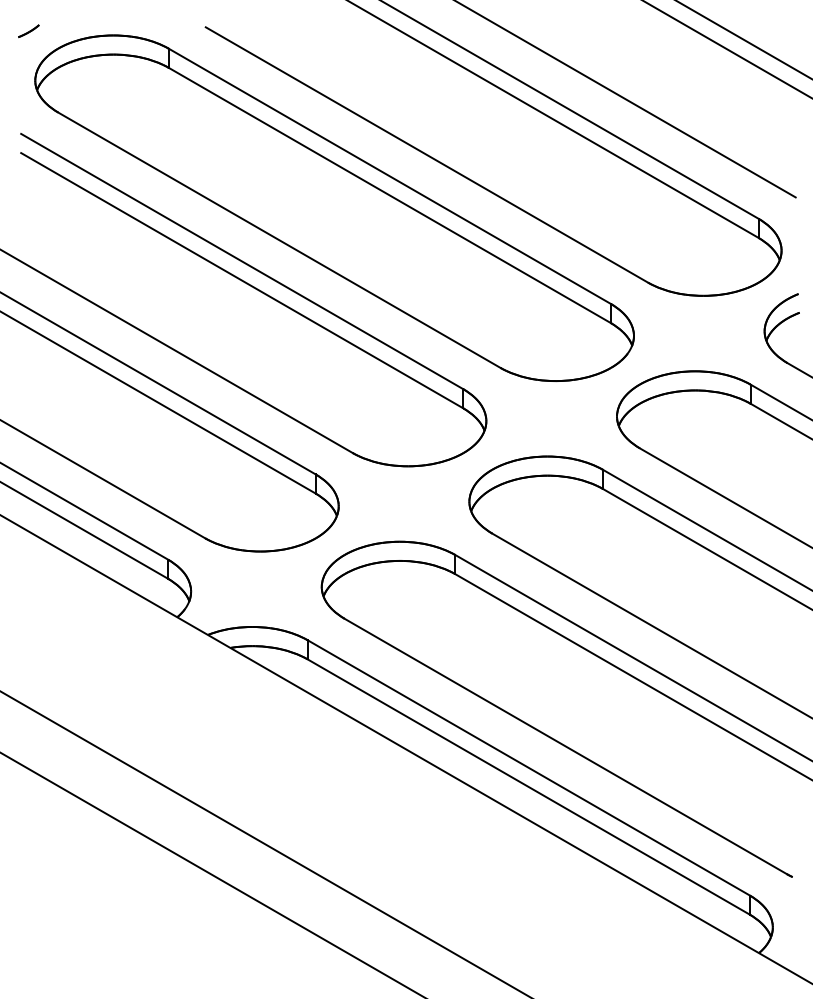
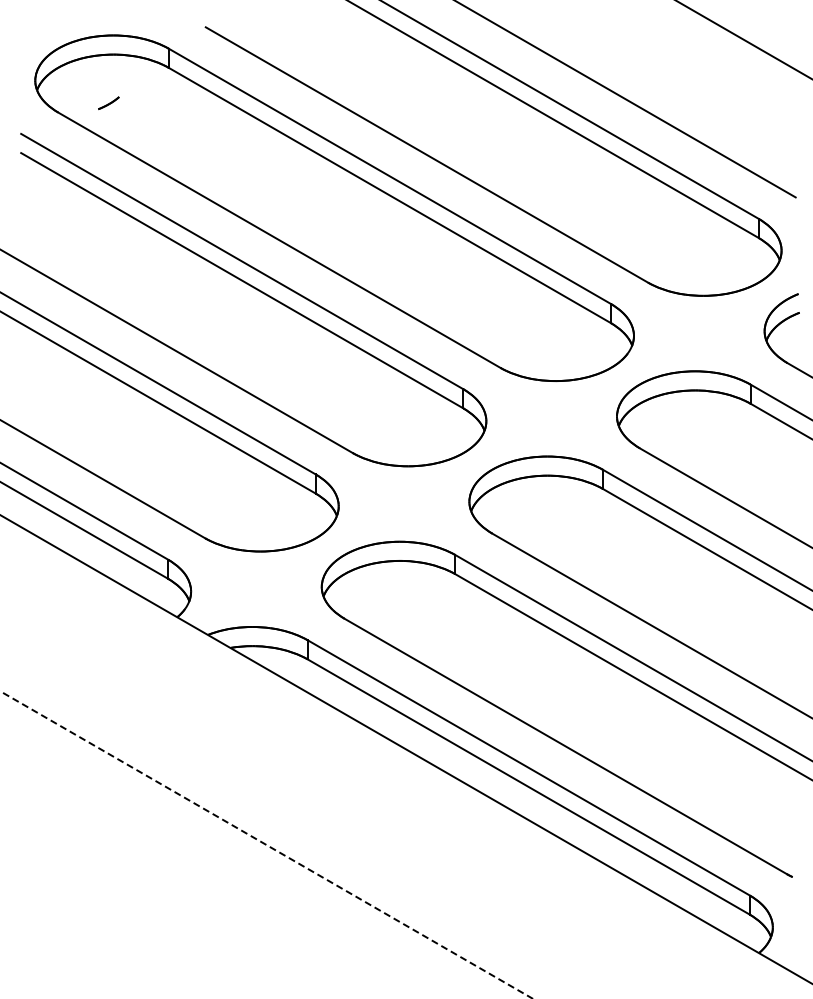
line position: (28, 31) -> (108, 103) (108, 103)
line: present -> none (727, 49)
line: solid -> dashed (266, 845)
line: present -> none (211, 874)
